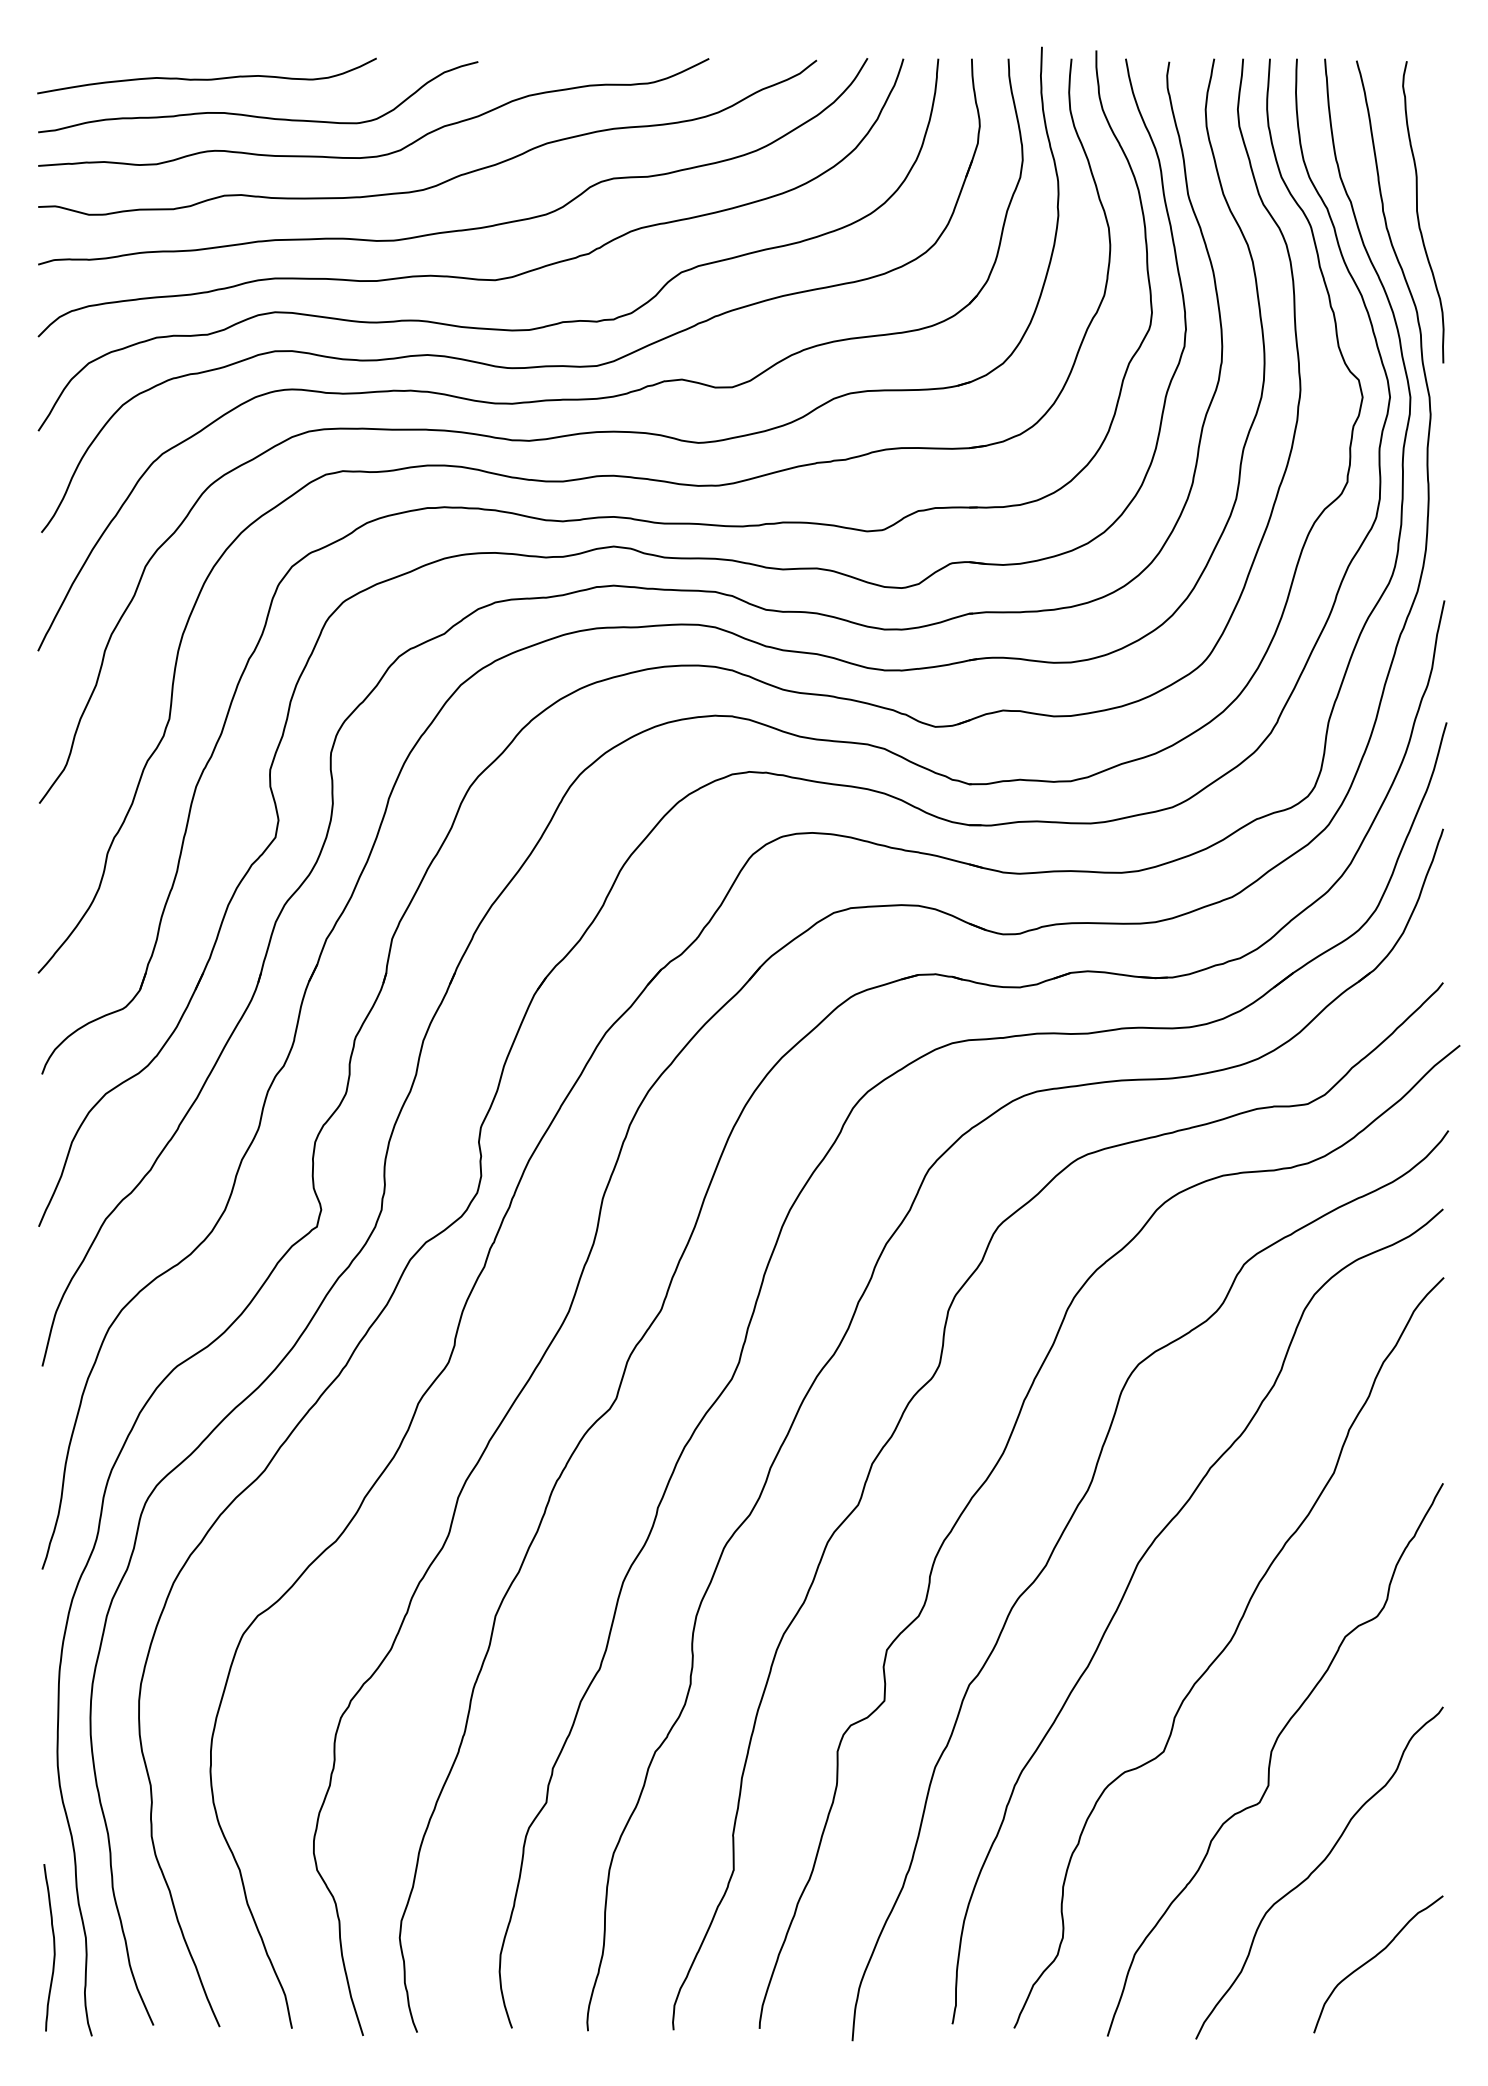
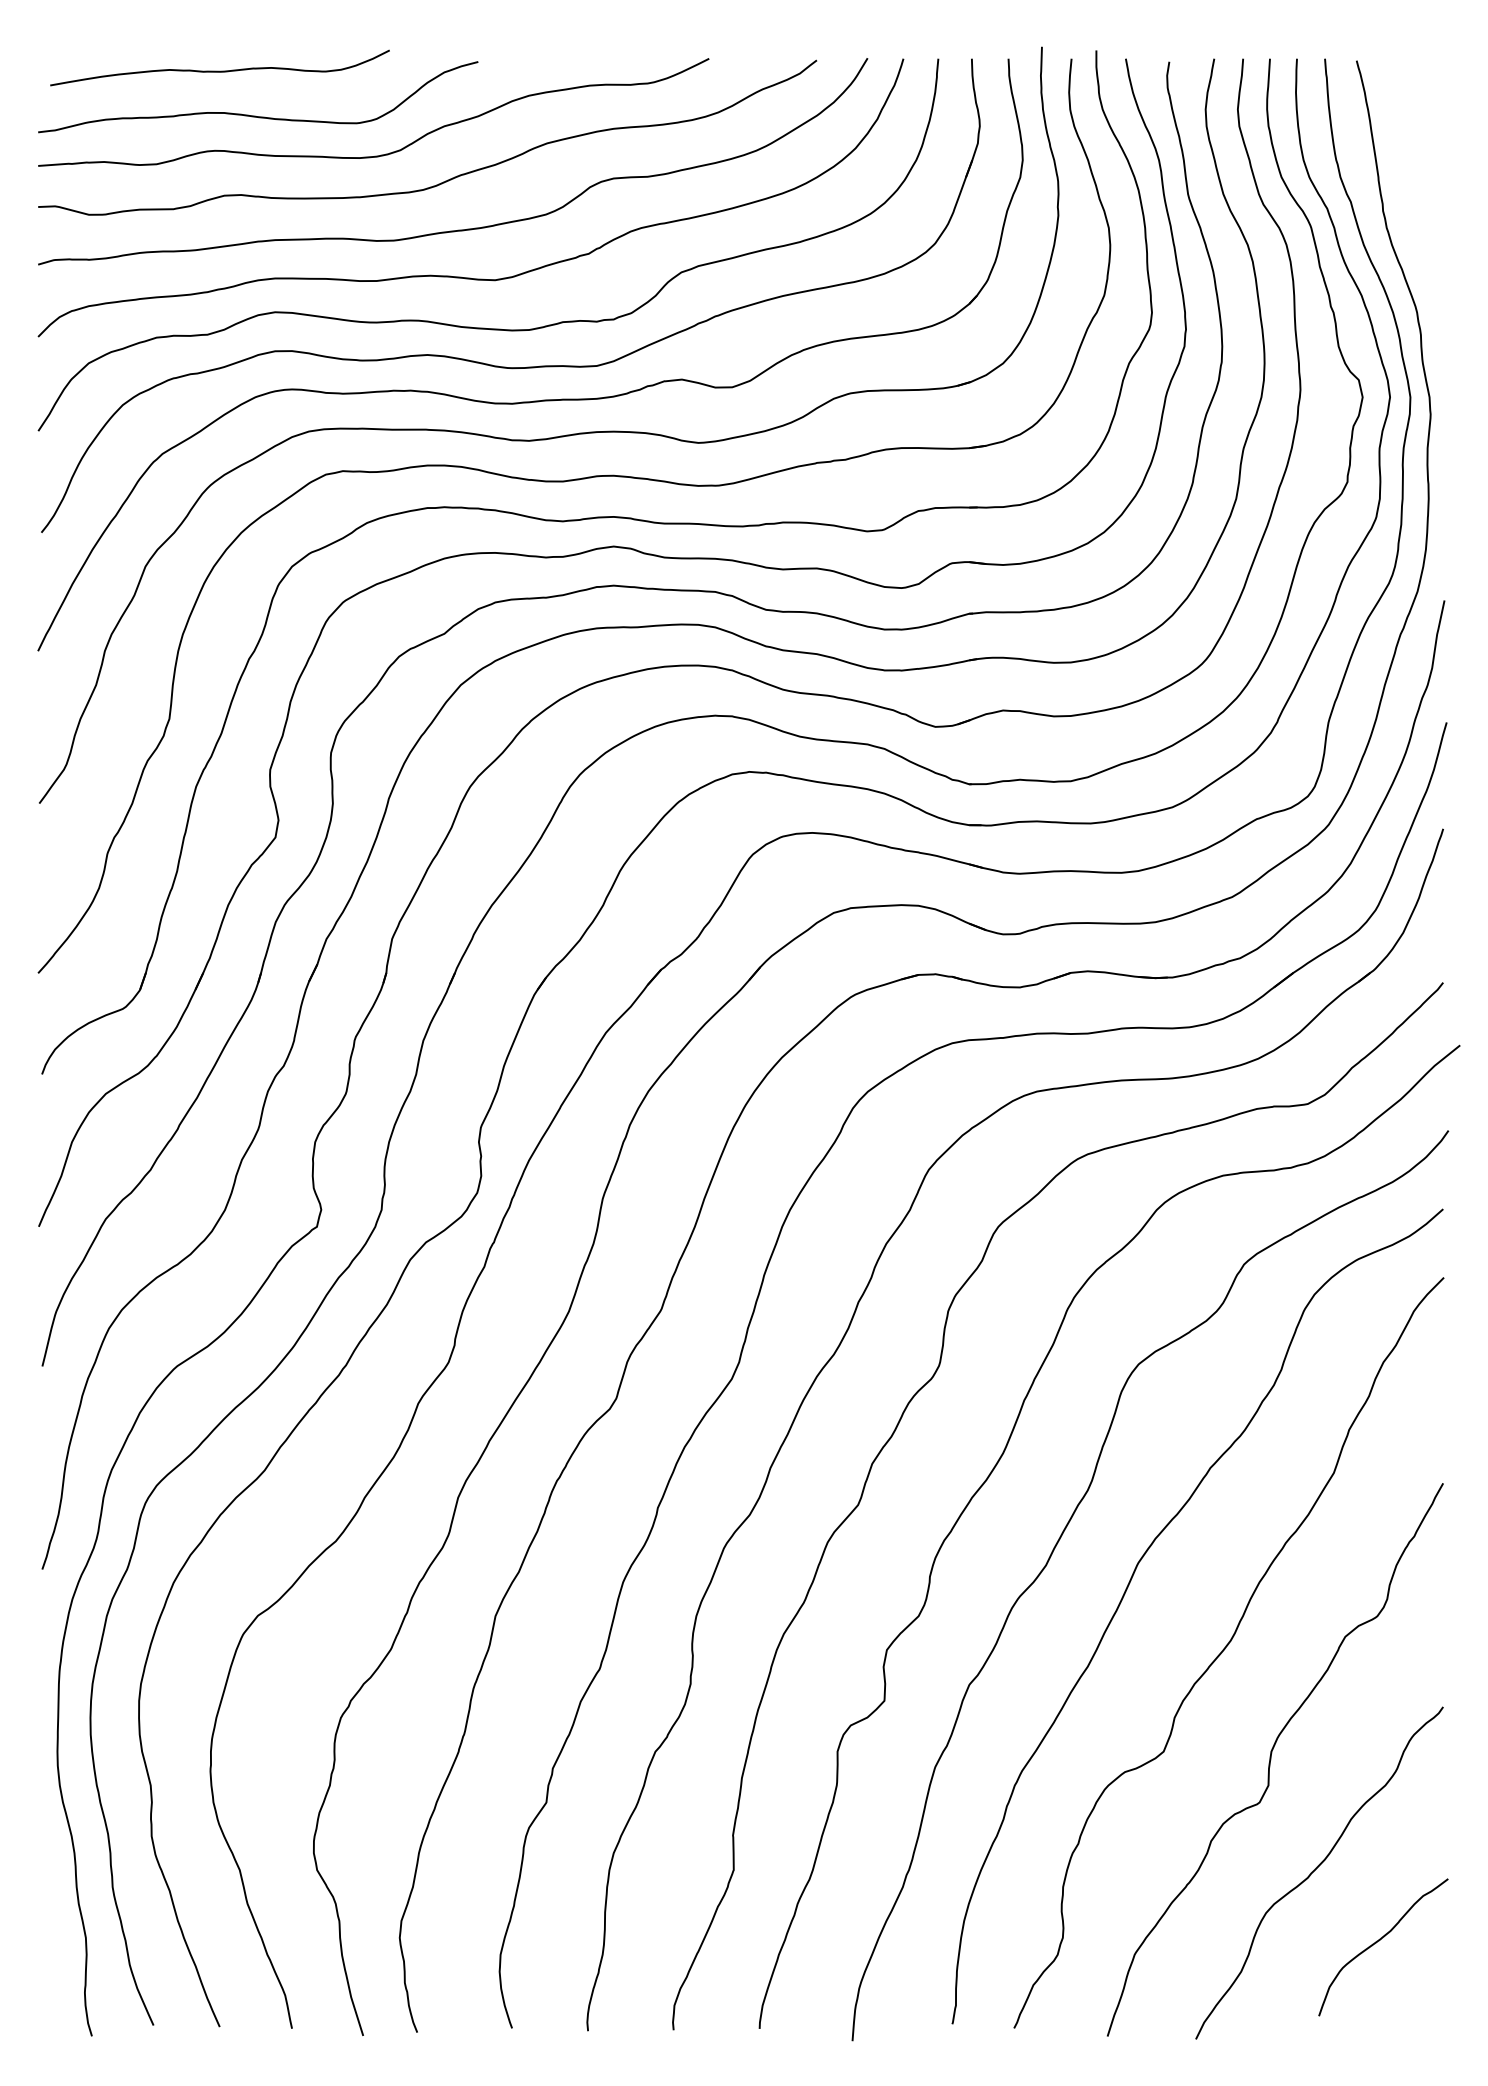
curve position: (206, 78) -> (219, 70) (219, 70)
curve: present -> none (1418, 212)
curve: present -> none (53, 1947)
curve position: (1374, 1958) -> (1379, 1941) (1379, 1941)
